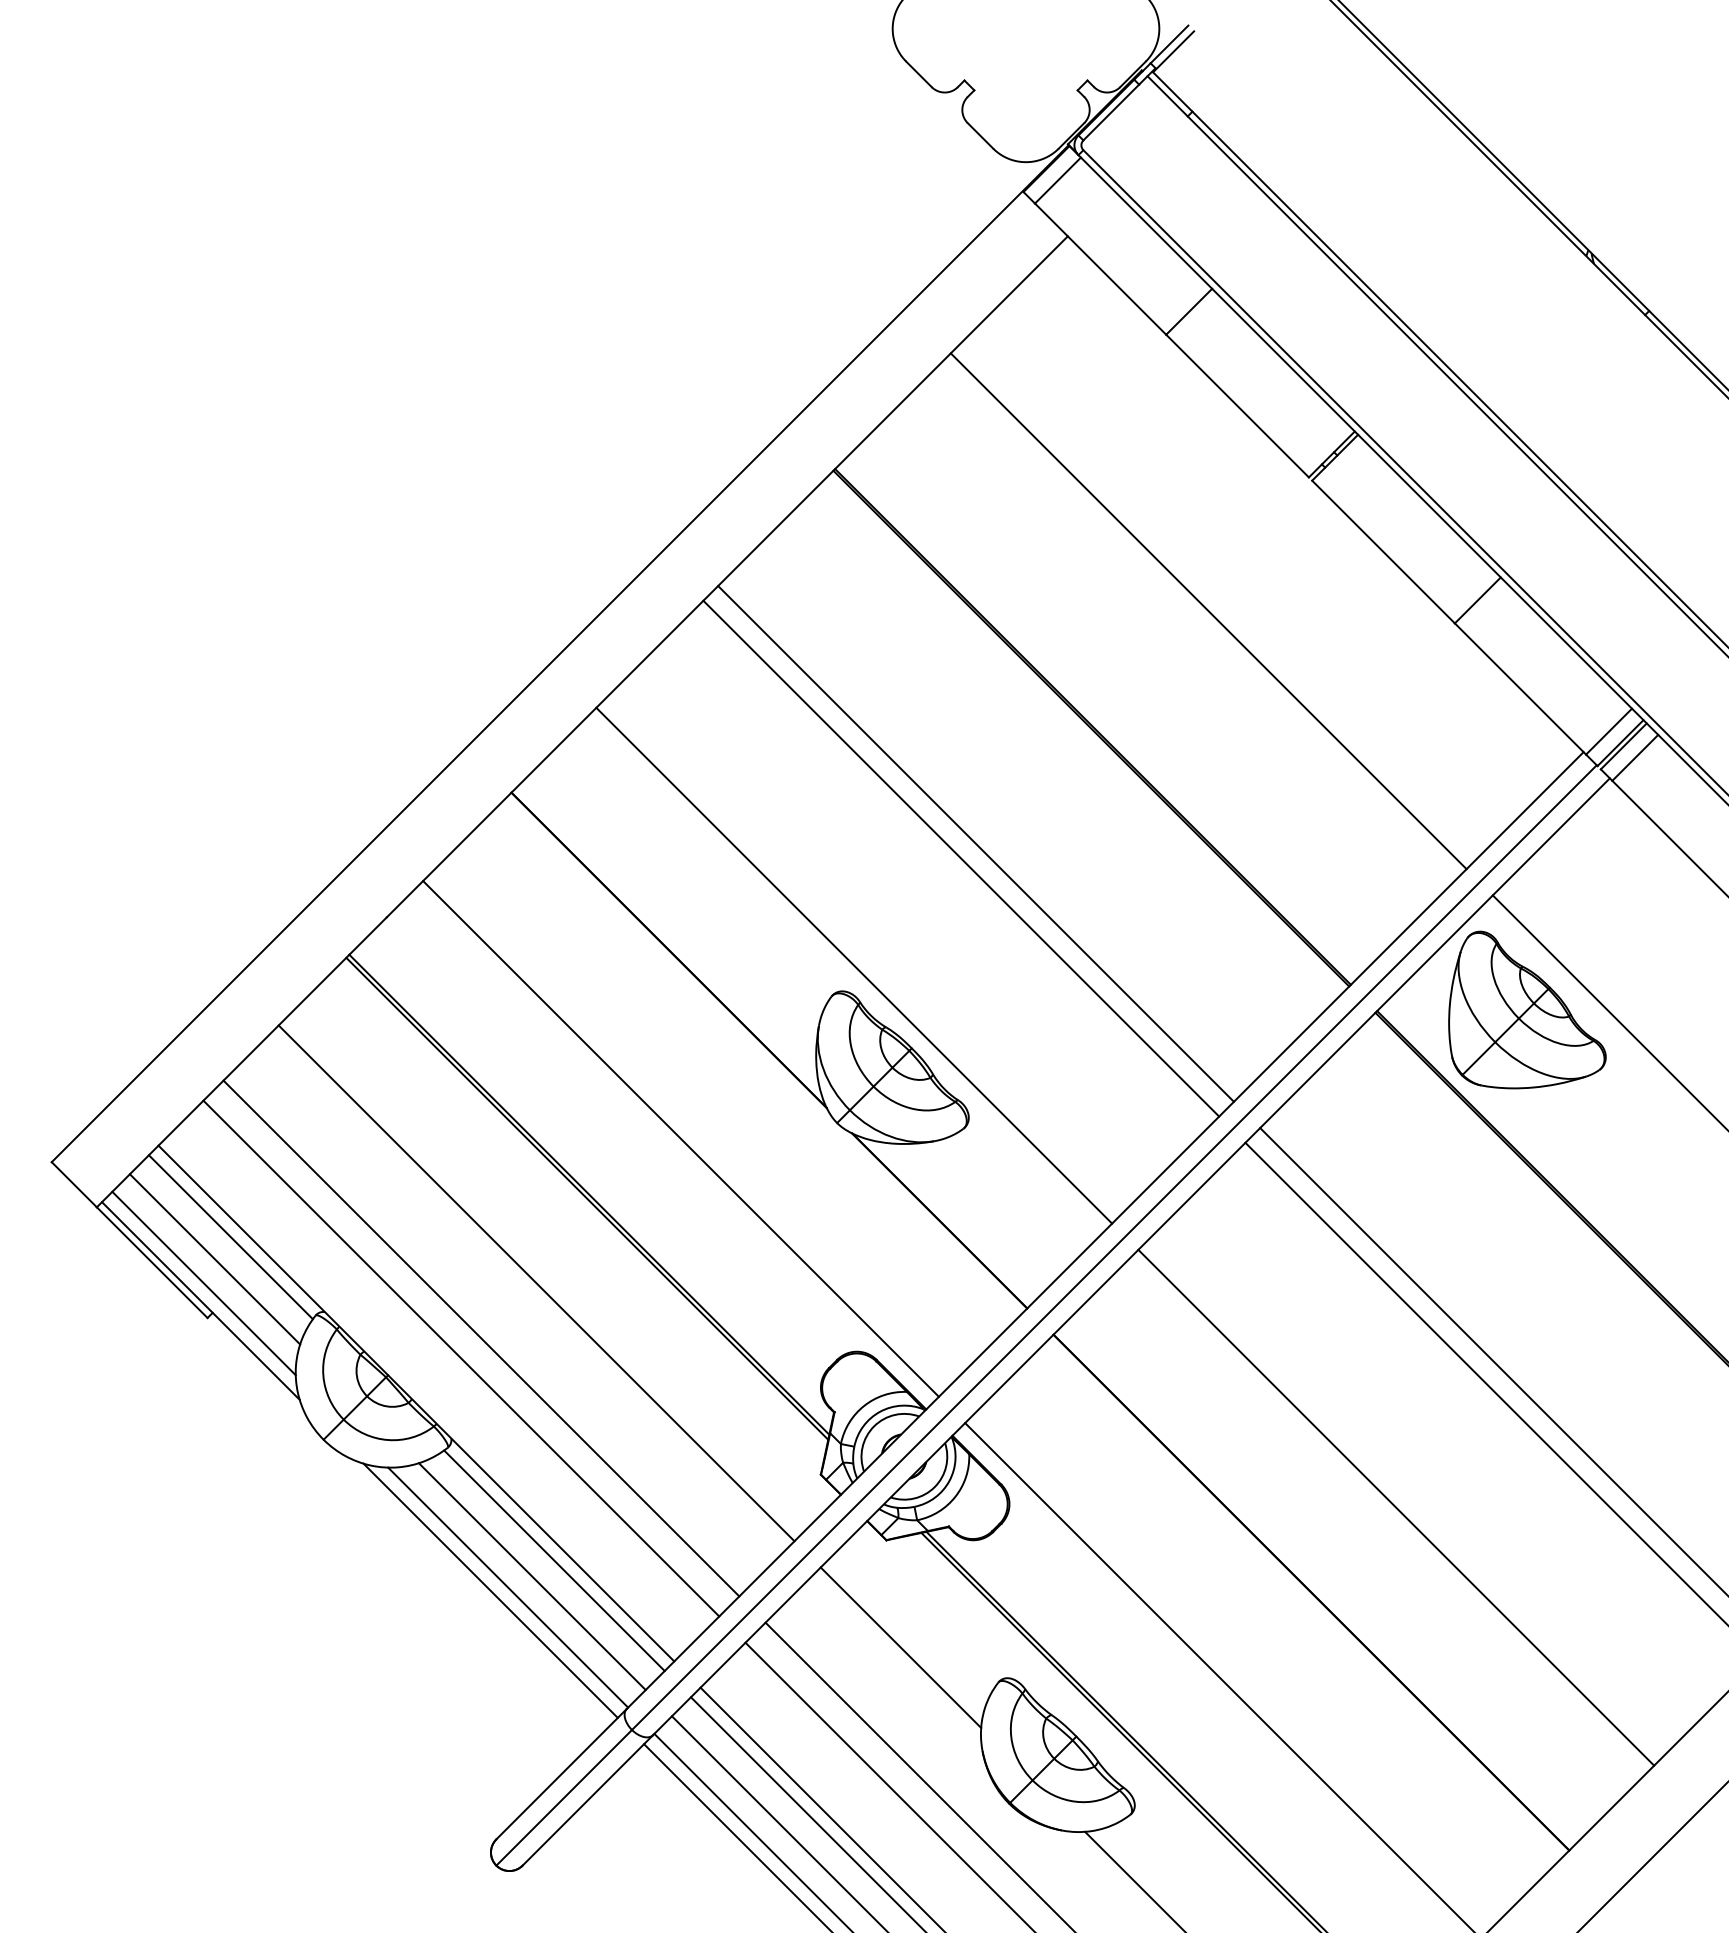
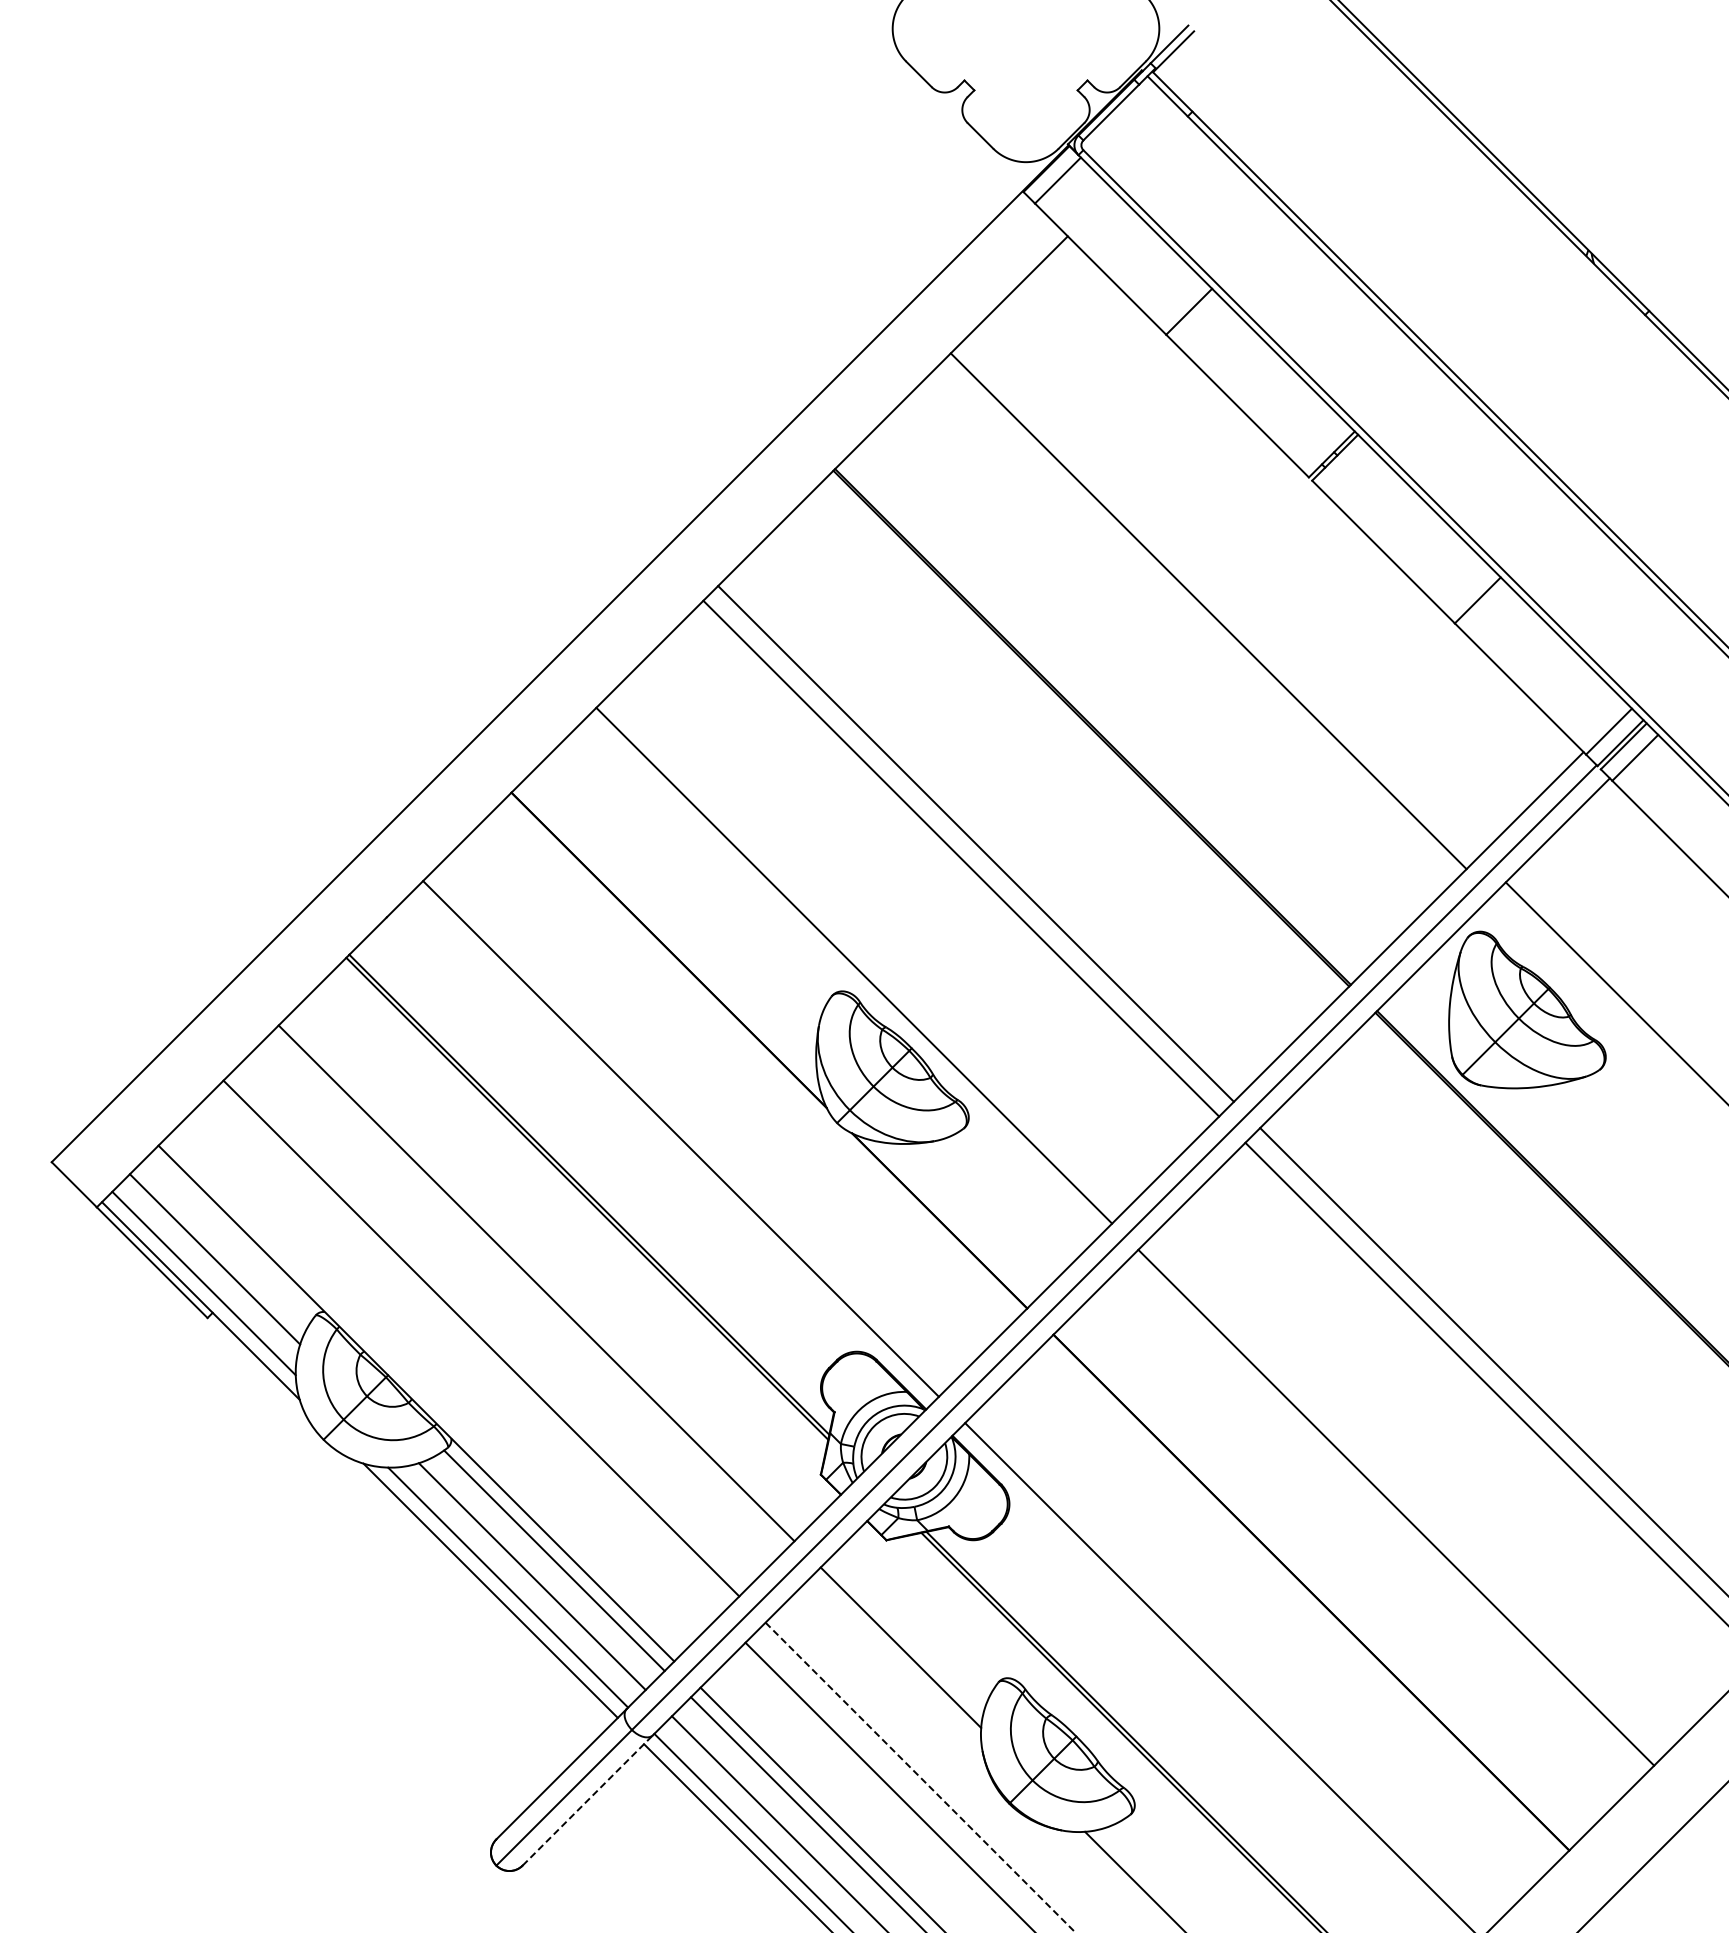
line position: (1608, 1011) -> (1615, 992) (1615, 992)
line: present -> none (230, 1237)
line: present -> none (461, 1358)
line: solid -> dashed (921, 1778)
line: solid -> dashed (588, 1800)
